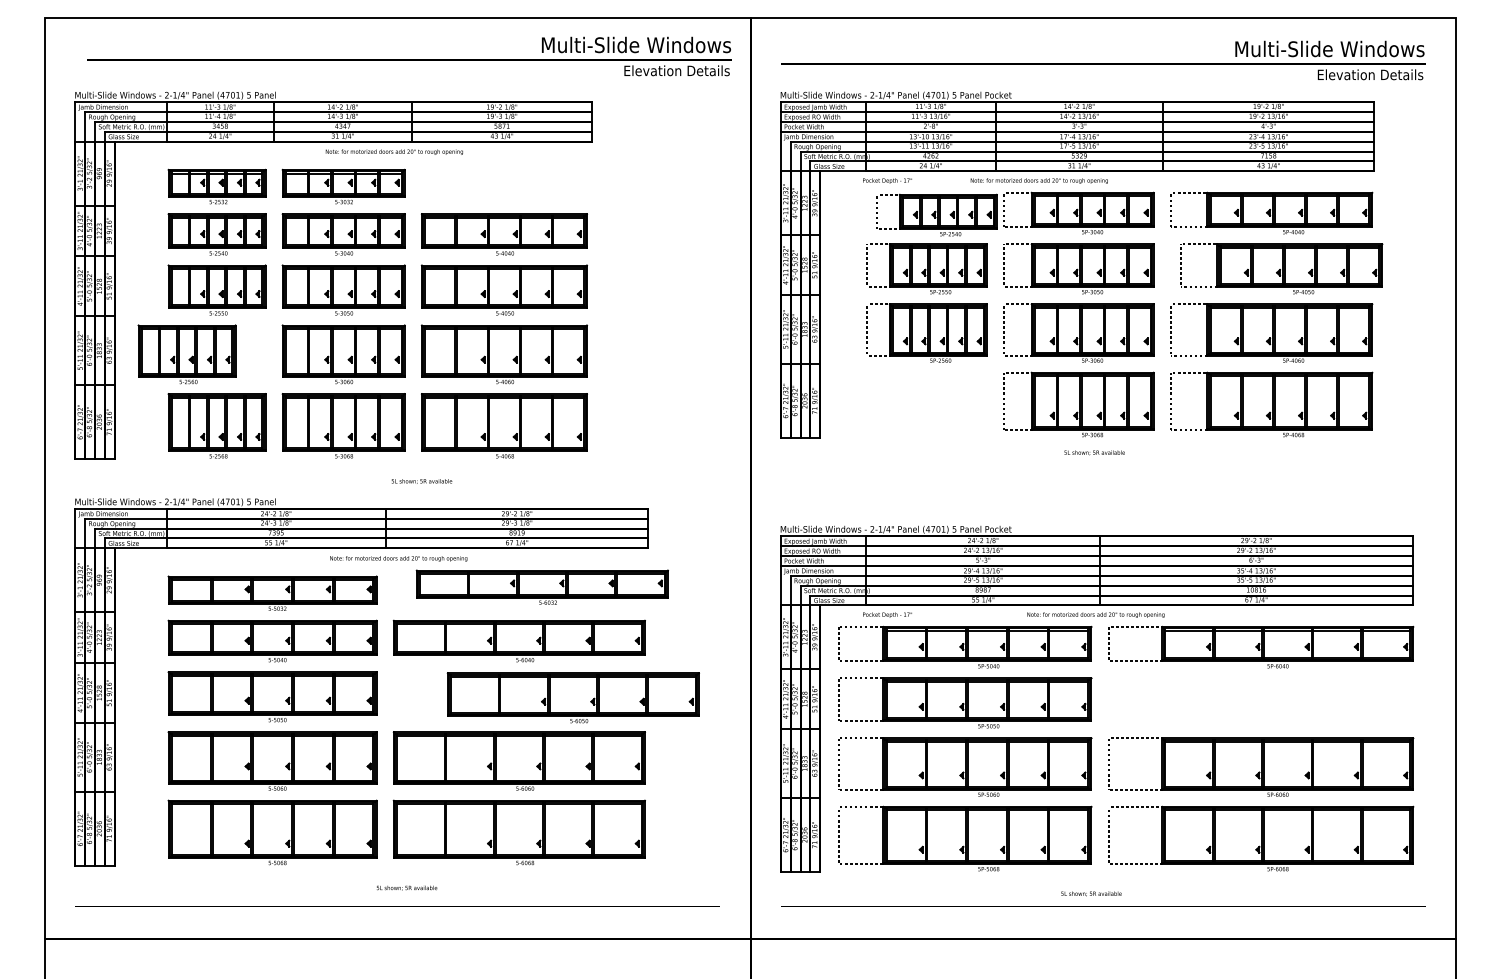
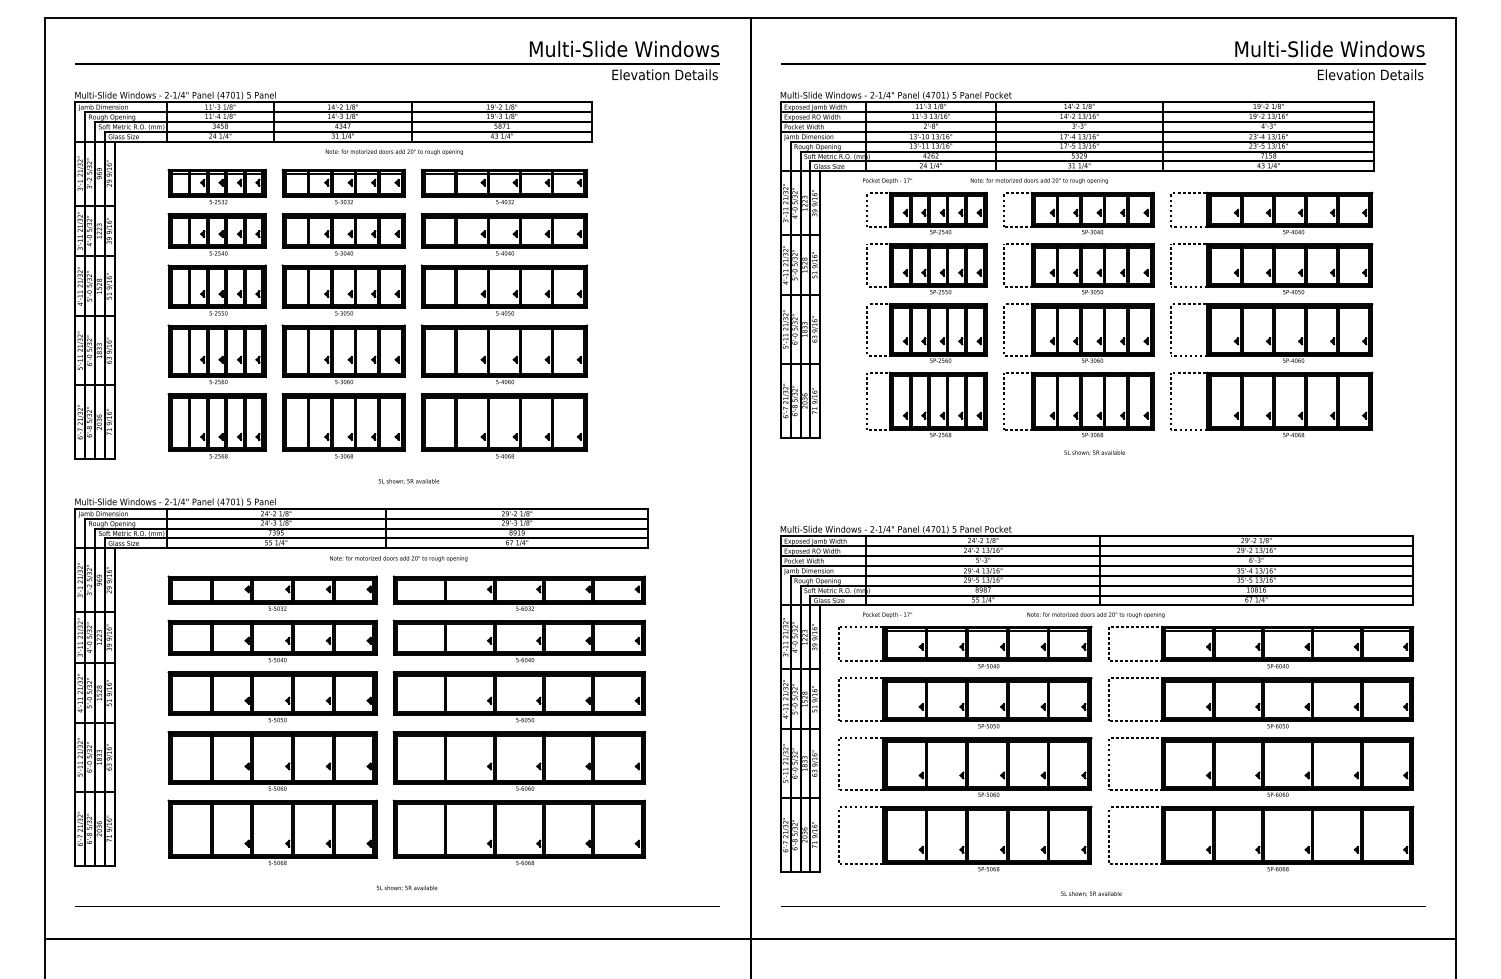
text position: (409, 56) -> (397, 60) (397, 60)
part: none -> present (504, 186)
part position: (936, 214) -> (926, 212) (926, 212)
part position: (1281, 268) -> (1271, 268) (1271, 268)
part position: (186, 354) -> (216, 354) (216, 354)
part: none -> present (926, 404)
text position: (421, 481) -> (408, 481) (408, 481)
part position: (541, 586) -> (518, 592) (518, 592)
part position: (572, 697) -> (518, 696) (518, 696)
part: none -> present (1261, 702)
